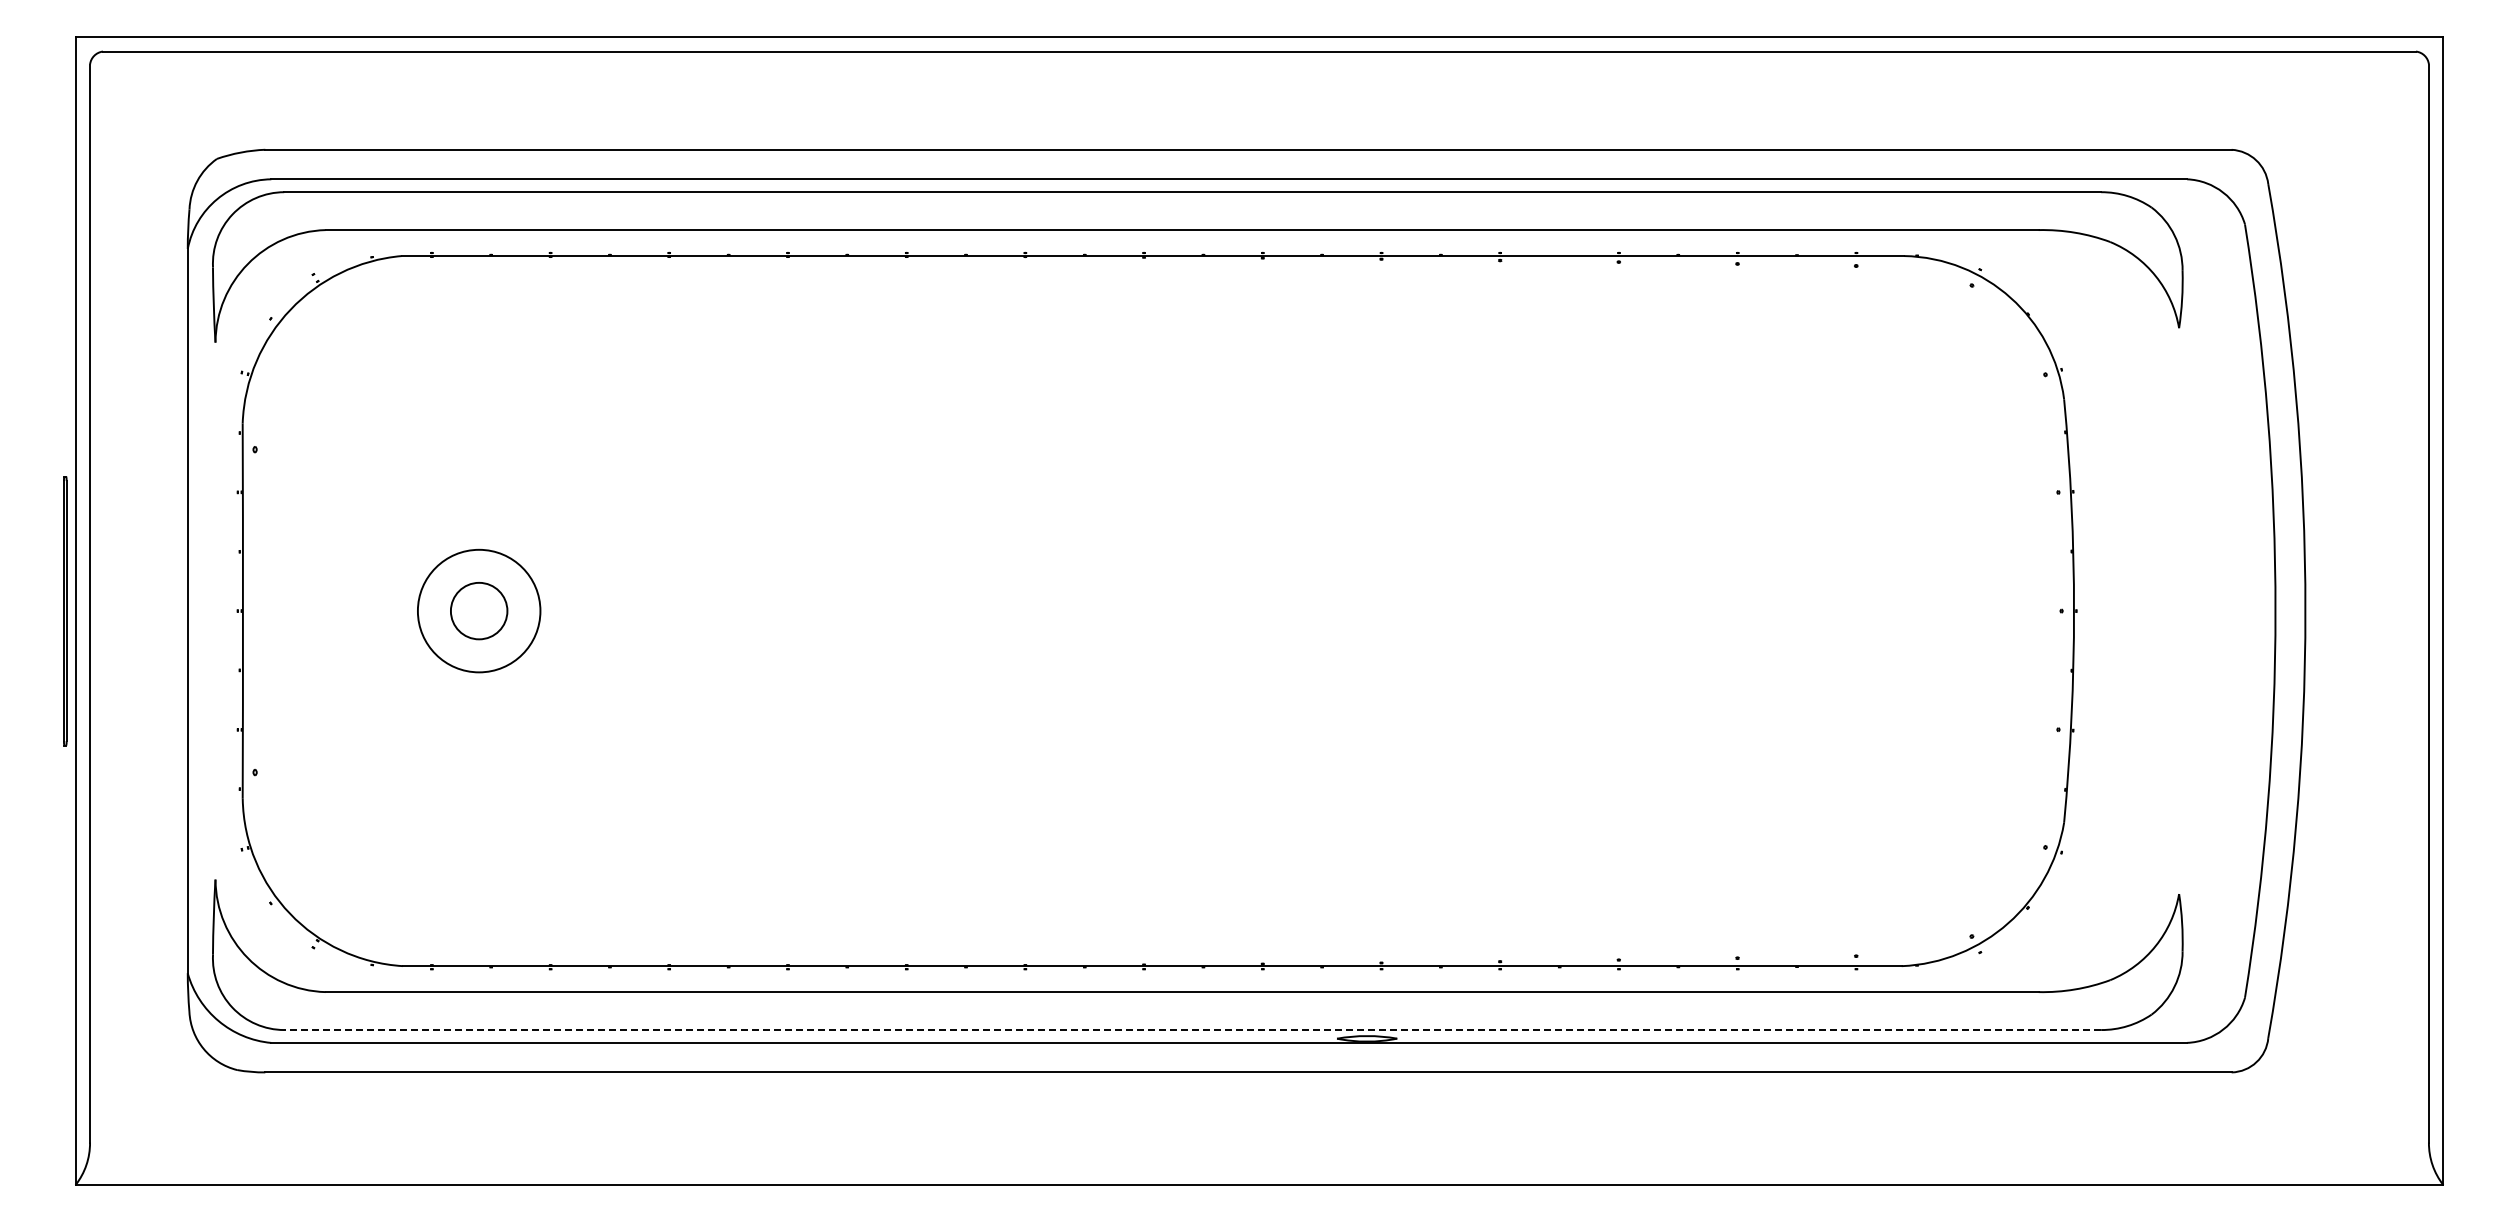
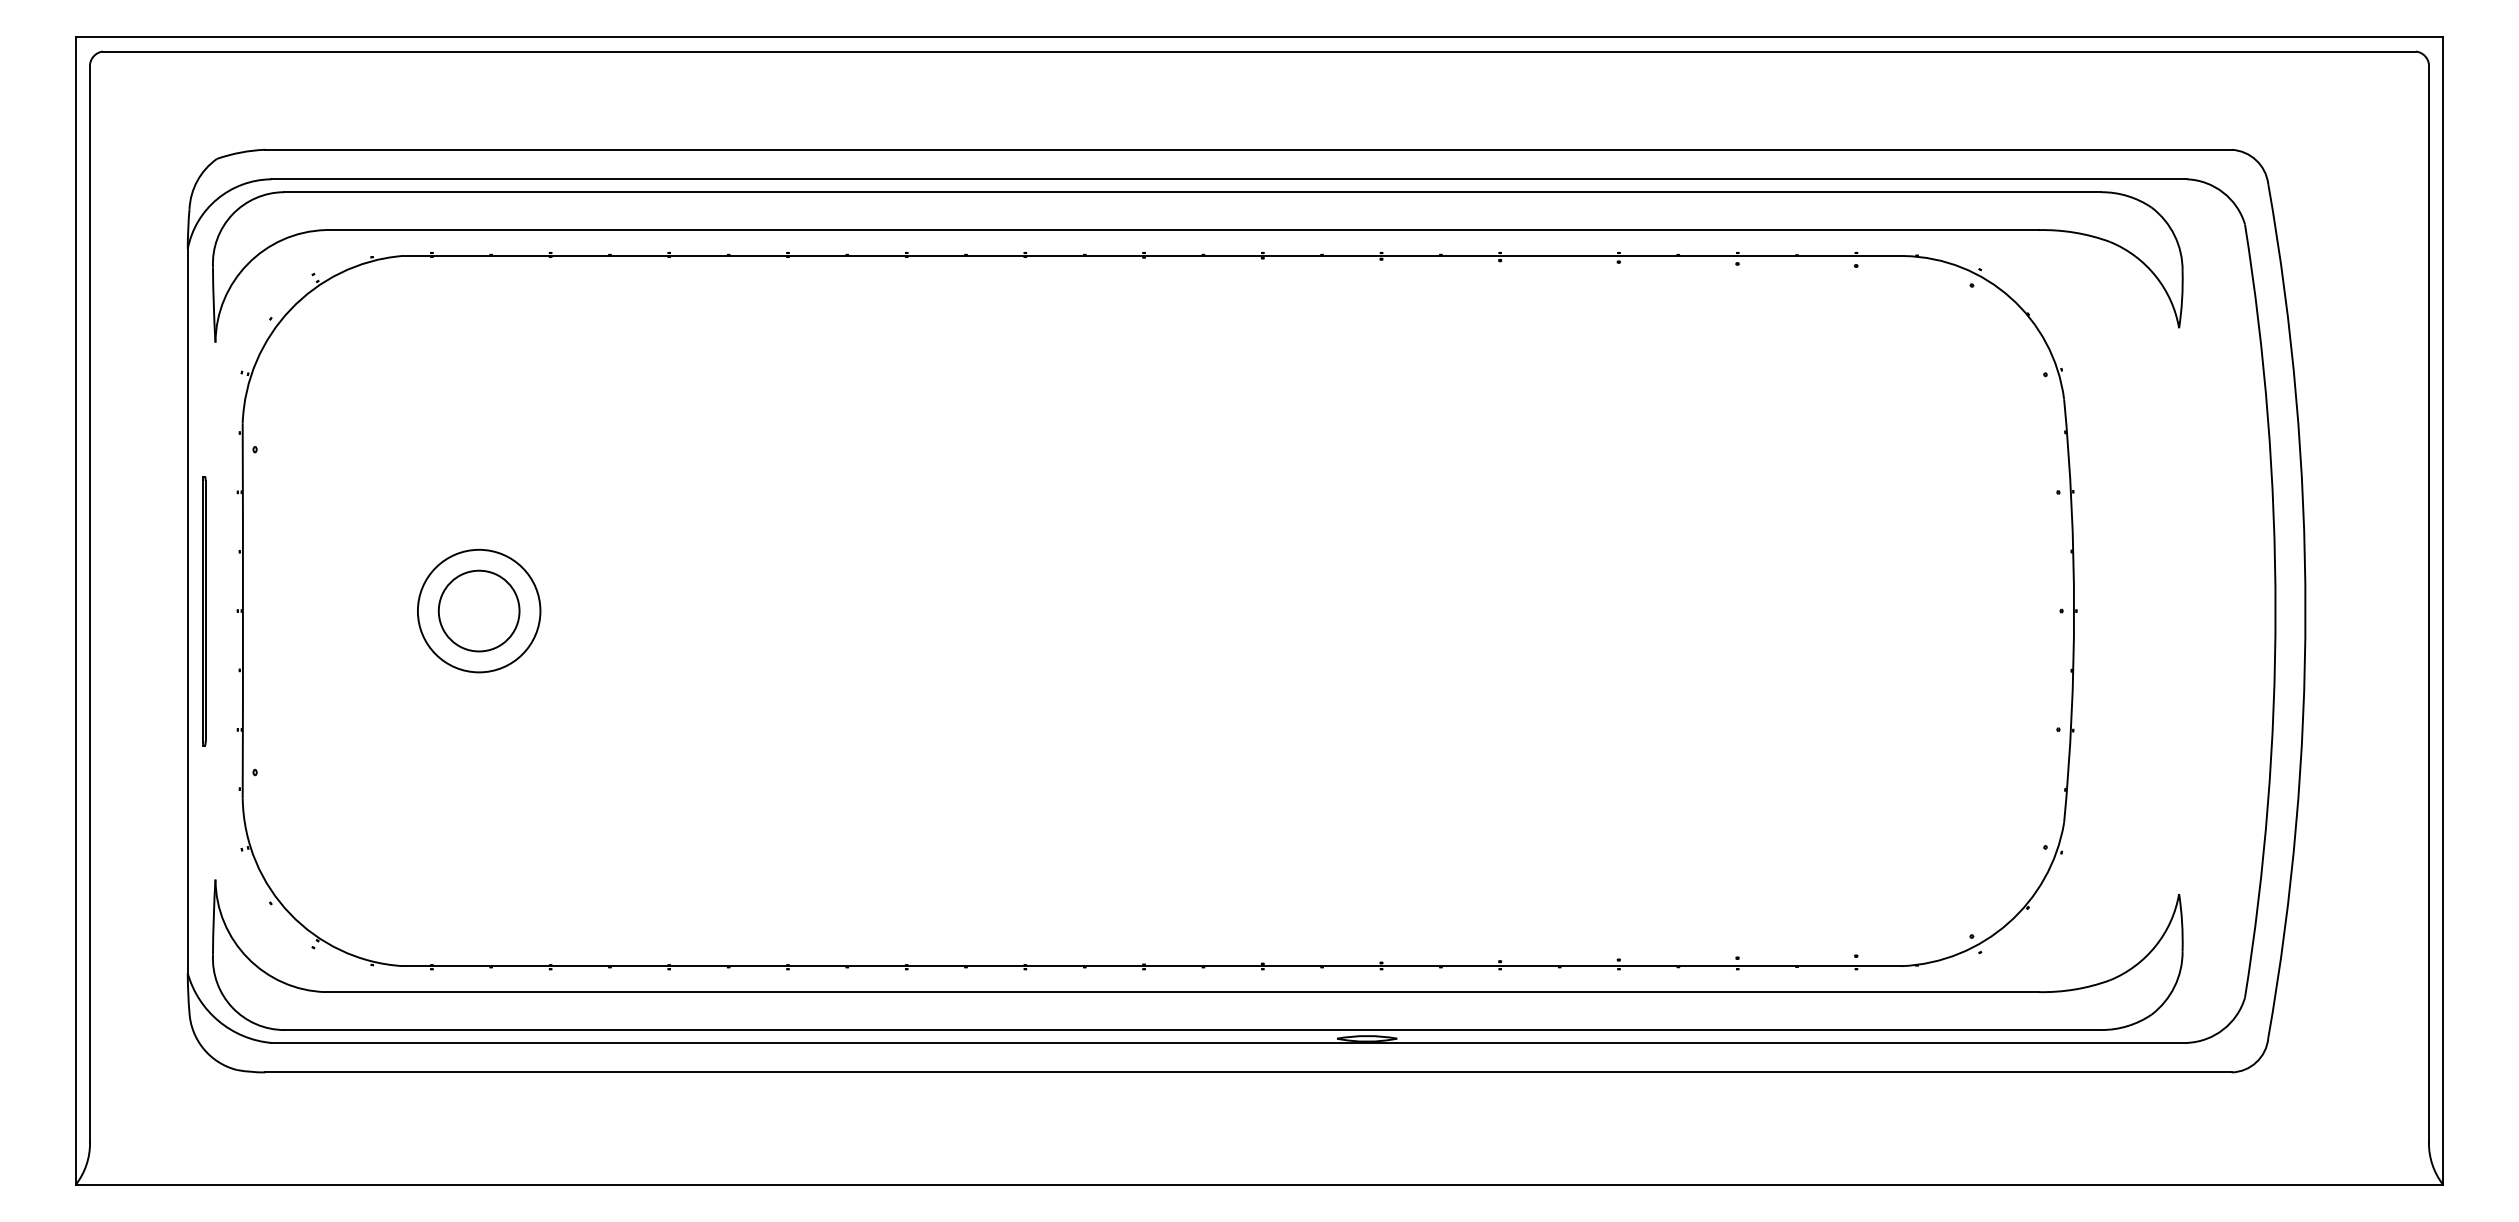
circle diameter: 57 px -> 81 px (478, 610)
line position: (64, 611) -> (203, 611) (203, 611)
line: dashed -> solid (1192, 1030)
